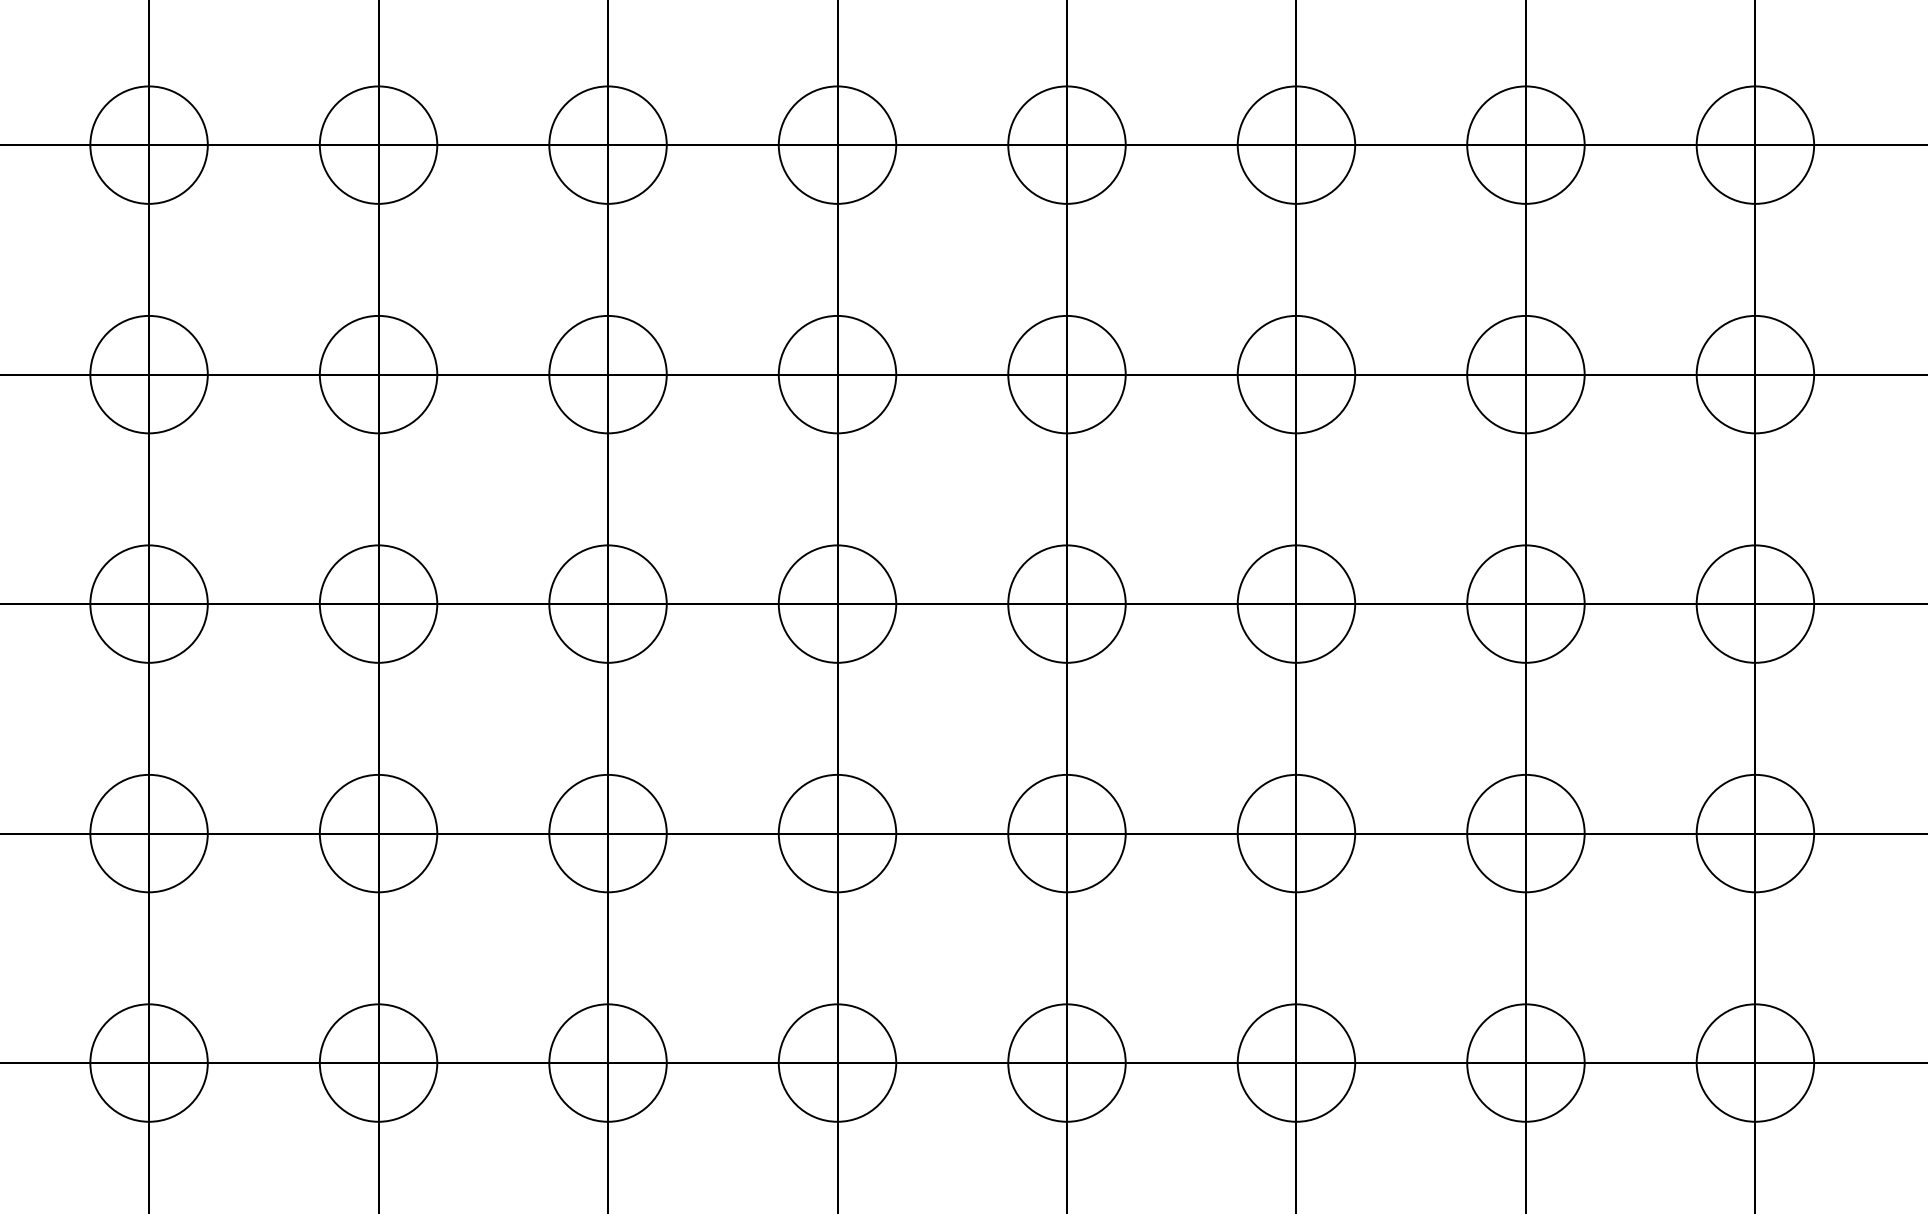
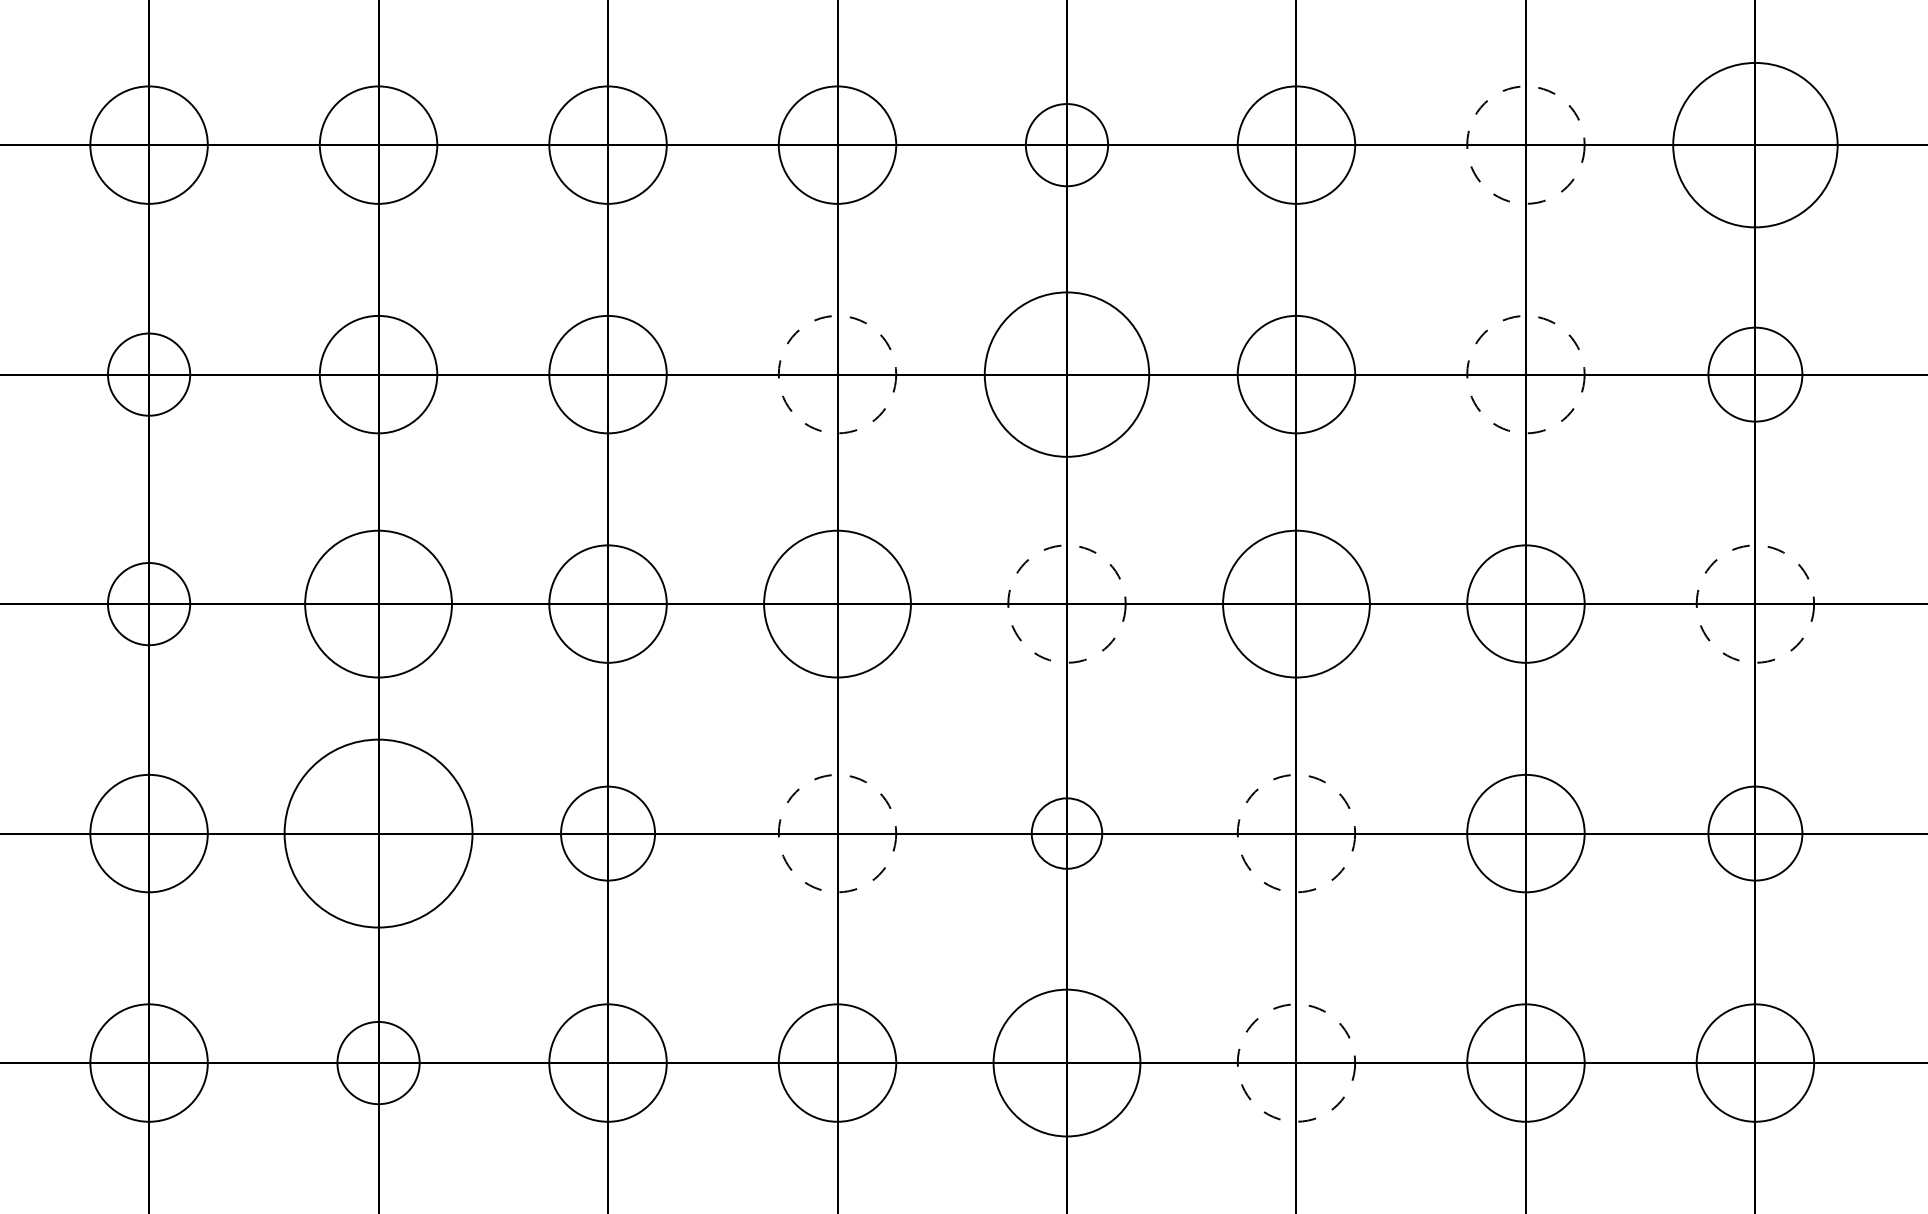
circle diameter: 117 px -> 82 px (1066, 145)
circle: solid -> dashed (1525, 144)
circle diameter: 117 px -> 164 px (1755, 144)
circle diameter: 117 px -> 82 px (148, 374)
circle: solid -> dashed (837, 374)
circle diameter: 117 px -> 164 px (1066, 374)
circle: solid -> dashed (1525, 374)
circle diameter: 117 px -> 94 px (1755, 374)
circle diameter: 117 px -> 82 px (148, 604)
circle diameter: 117 px -> 147 px (378, 603)
circle diameter: 117 px -> 147 px (837, 603)
circle: solid -> dashed (1066, 603)
circle diameter: 117 px -> 147 px (1296, 603)
circle: solid -> dashed (1755, 603)
circle diameter: 117 px -> 188 px (378, 833)
circle diameter: 117 px -> 94 px (608, 833)
circle: solid -> dashed (837, 833)
circle diameter: 117 px -> 70 px (1066, 833)
circle: solid -> dashed (1296, 833)
circle diameter: 117 px -> 94 px (1755, 833)
circle diameter: 117 px -> 82 px (378, 1062)
circle diameter: 117 px -> 147 px (1066, 1062)
circle: solid -> dashed (1296, 1062)
